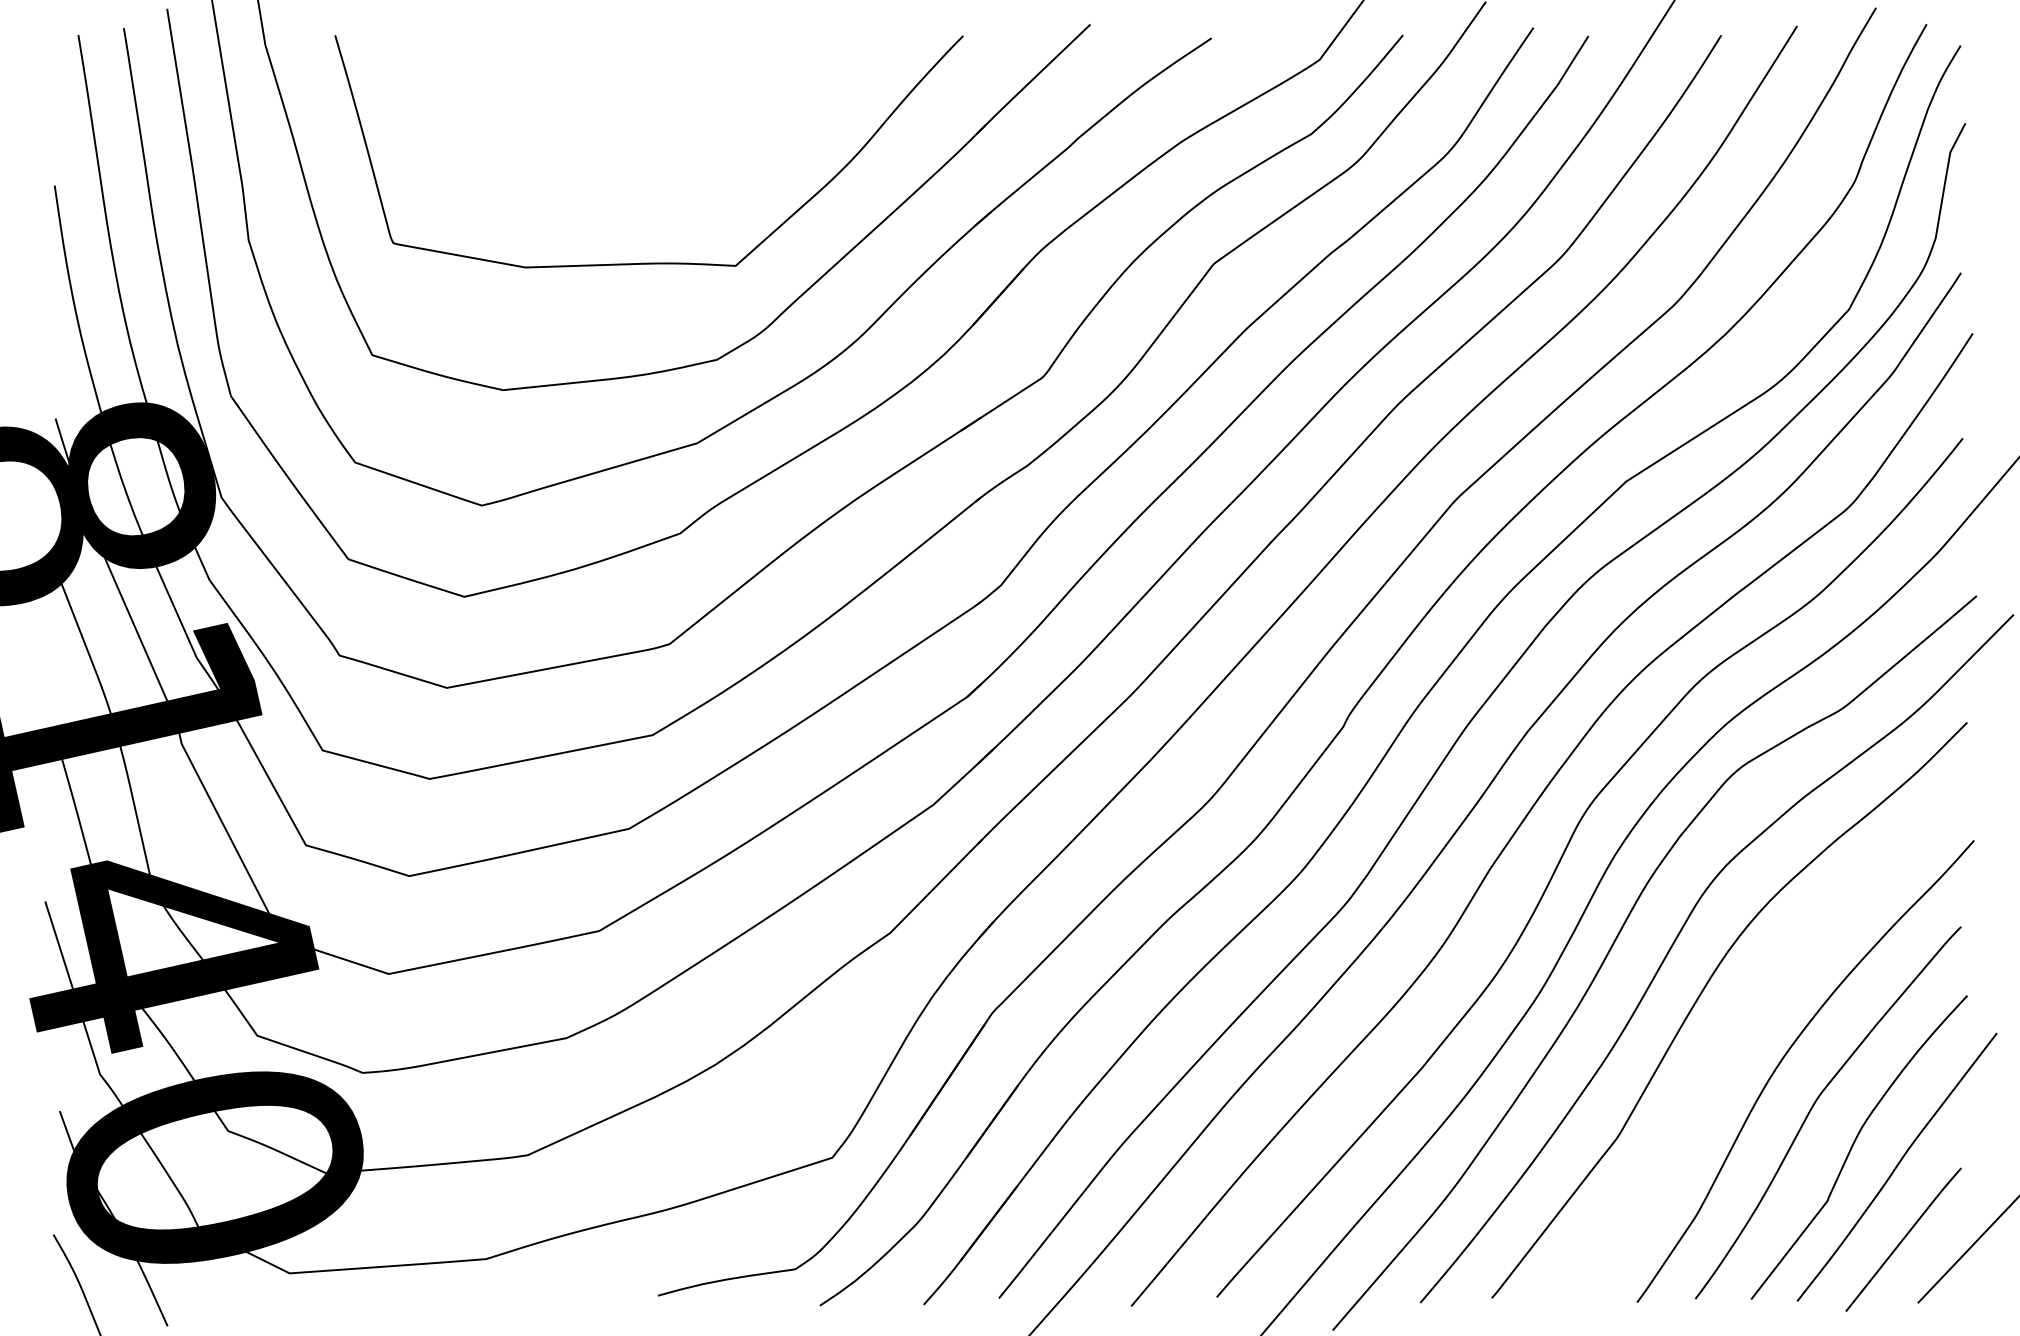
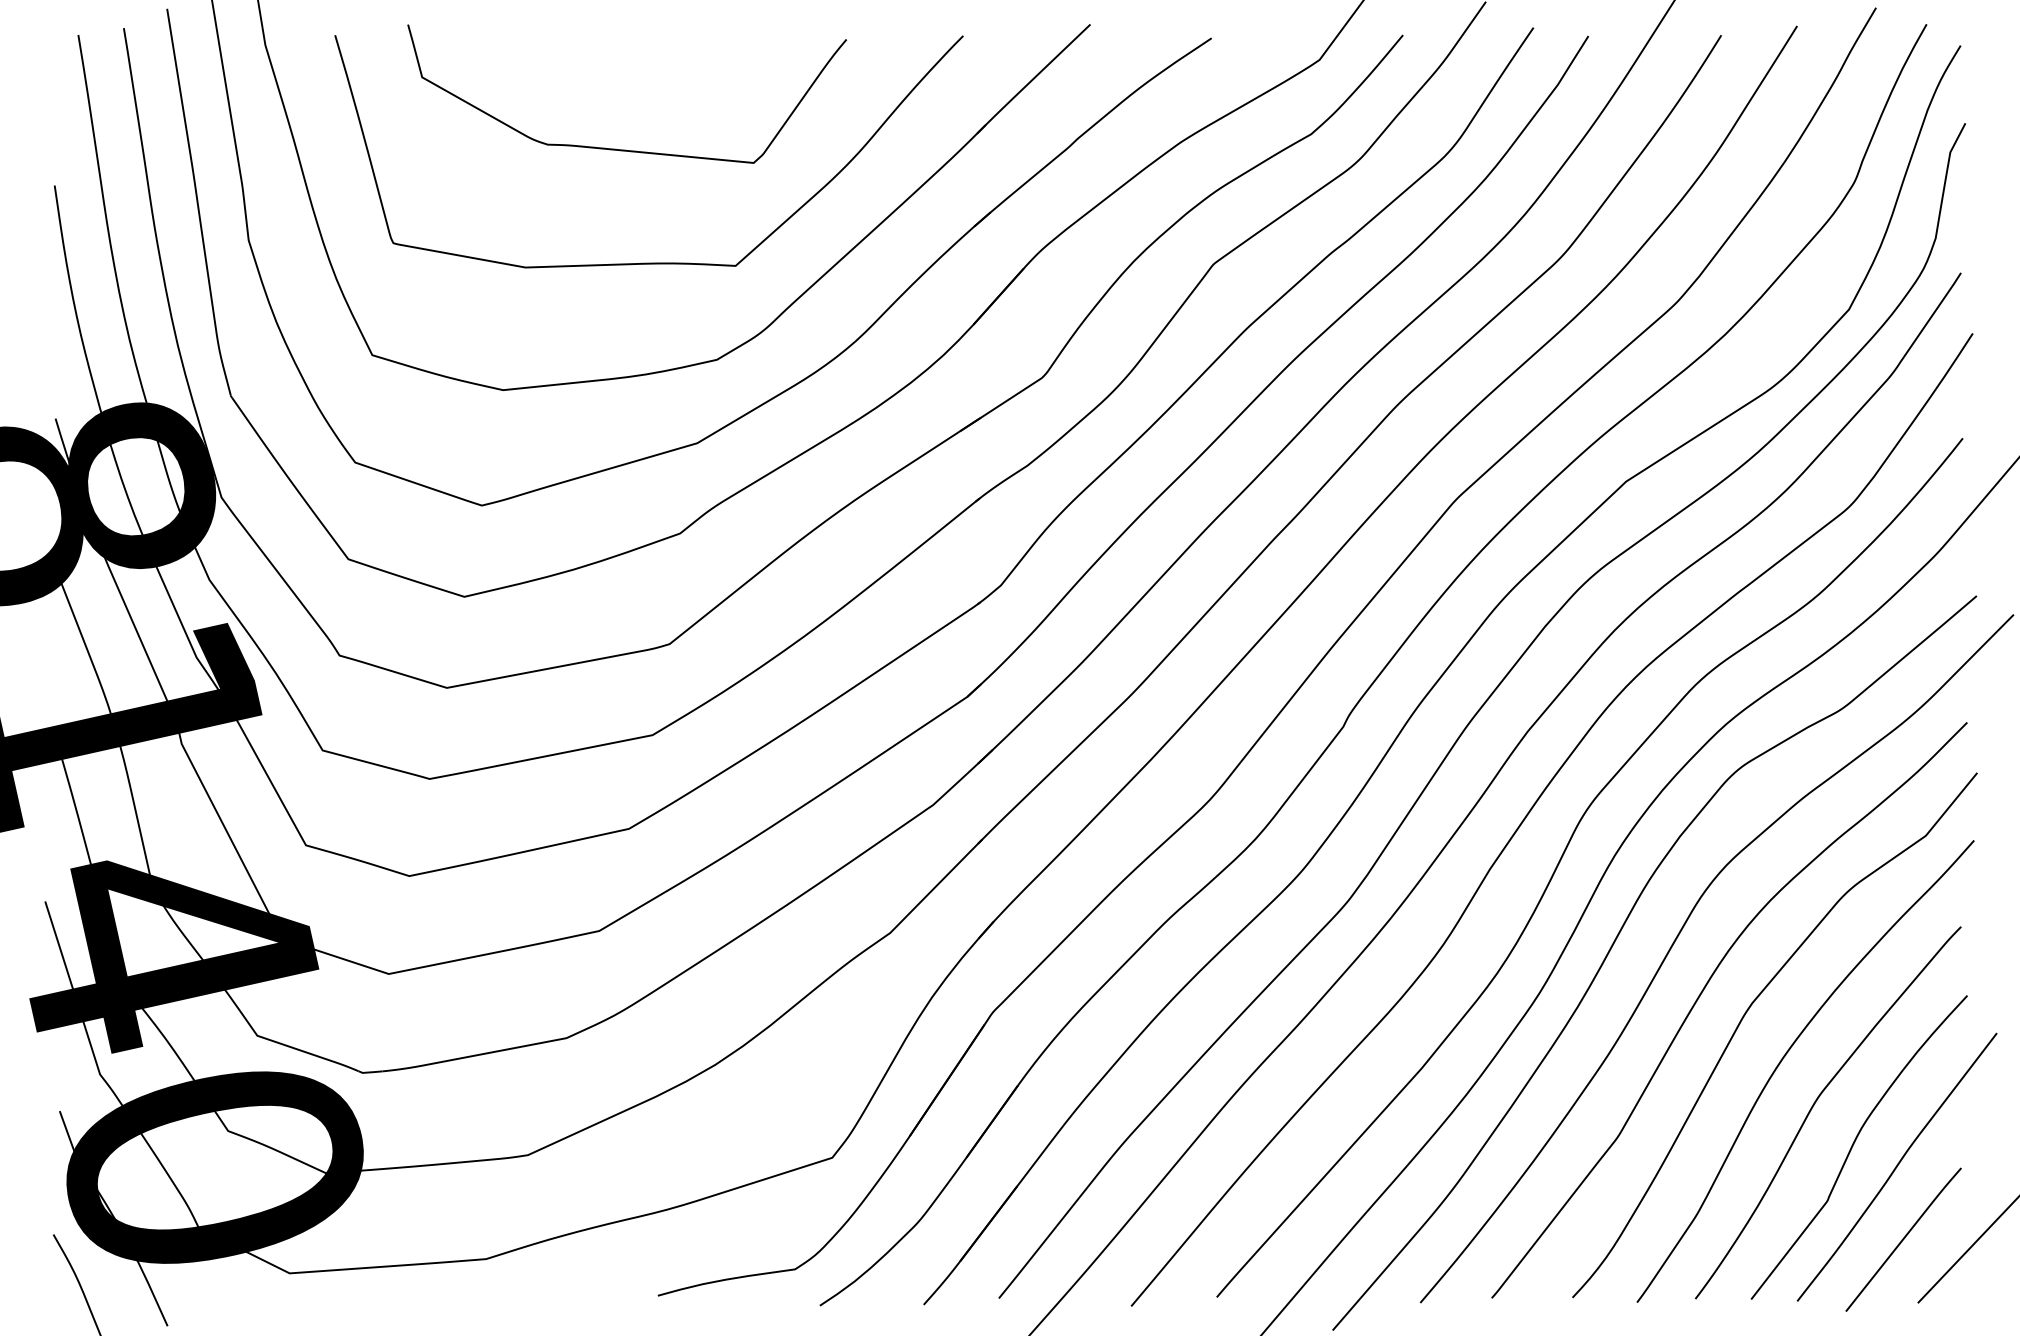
curve: none -> present (626, 149)
curve: none -> present (1744, 1017)
